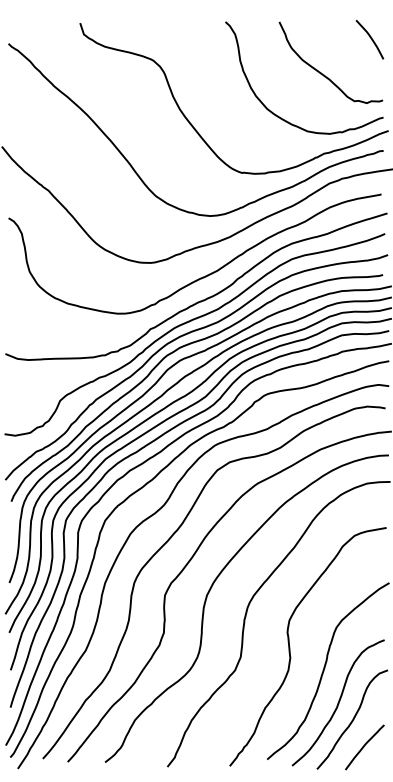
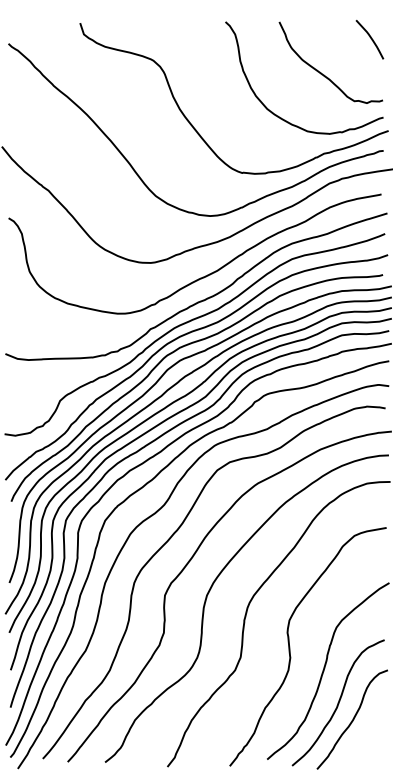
curve: present -> none (364, 747)
